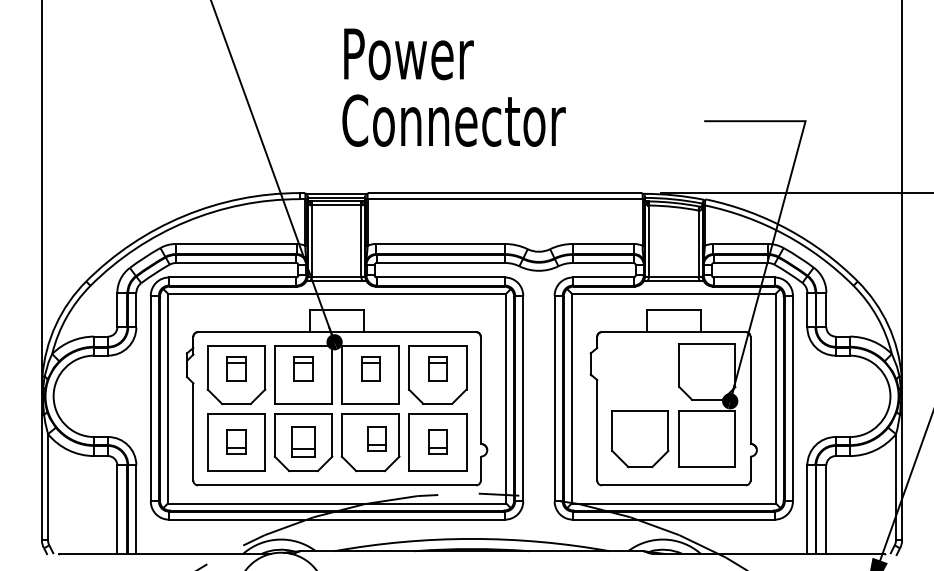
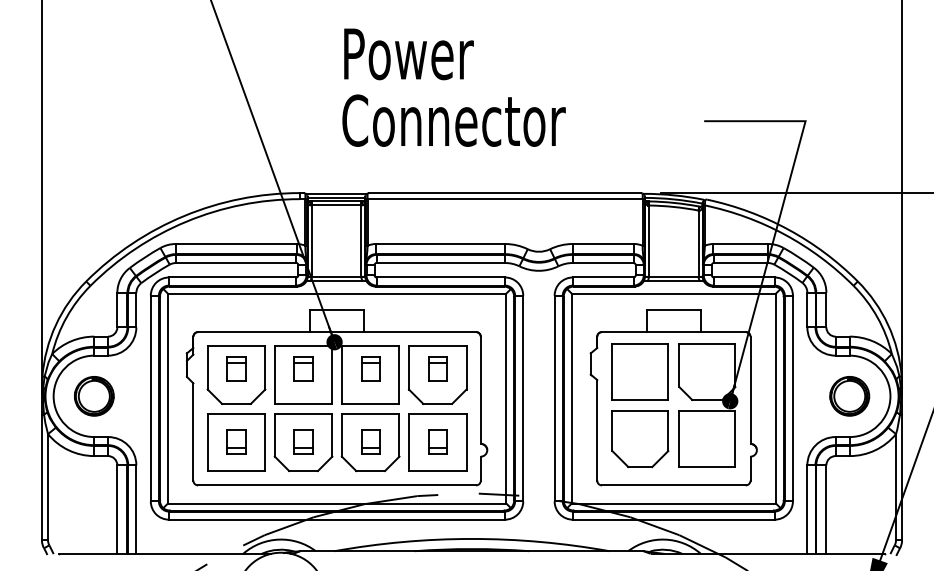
part: none -> present (639, 371)
part: none -> present (94, 396)
part: none -> present (849, 396)
part position: (376, 438) -> (370, 441) (370, 441)
part size: 25x32 px -> 21x26 px (303, 441)
